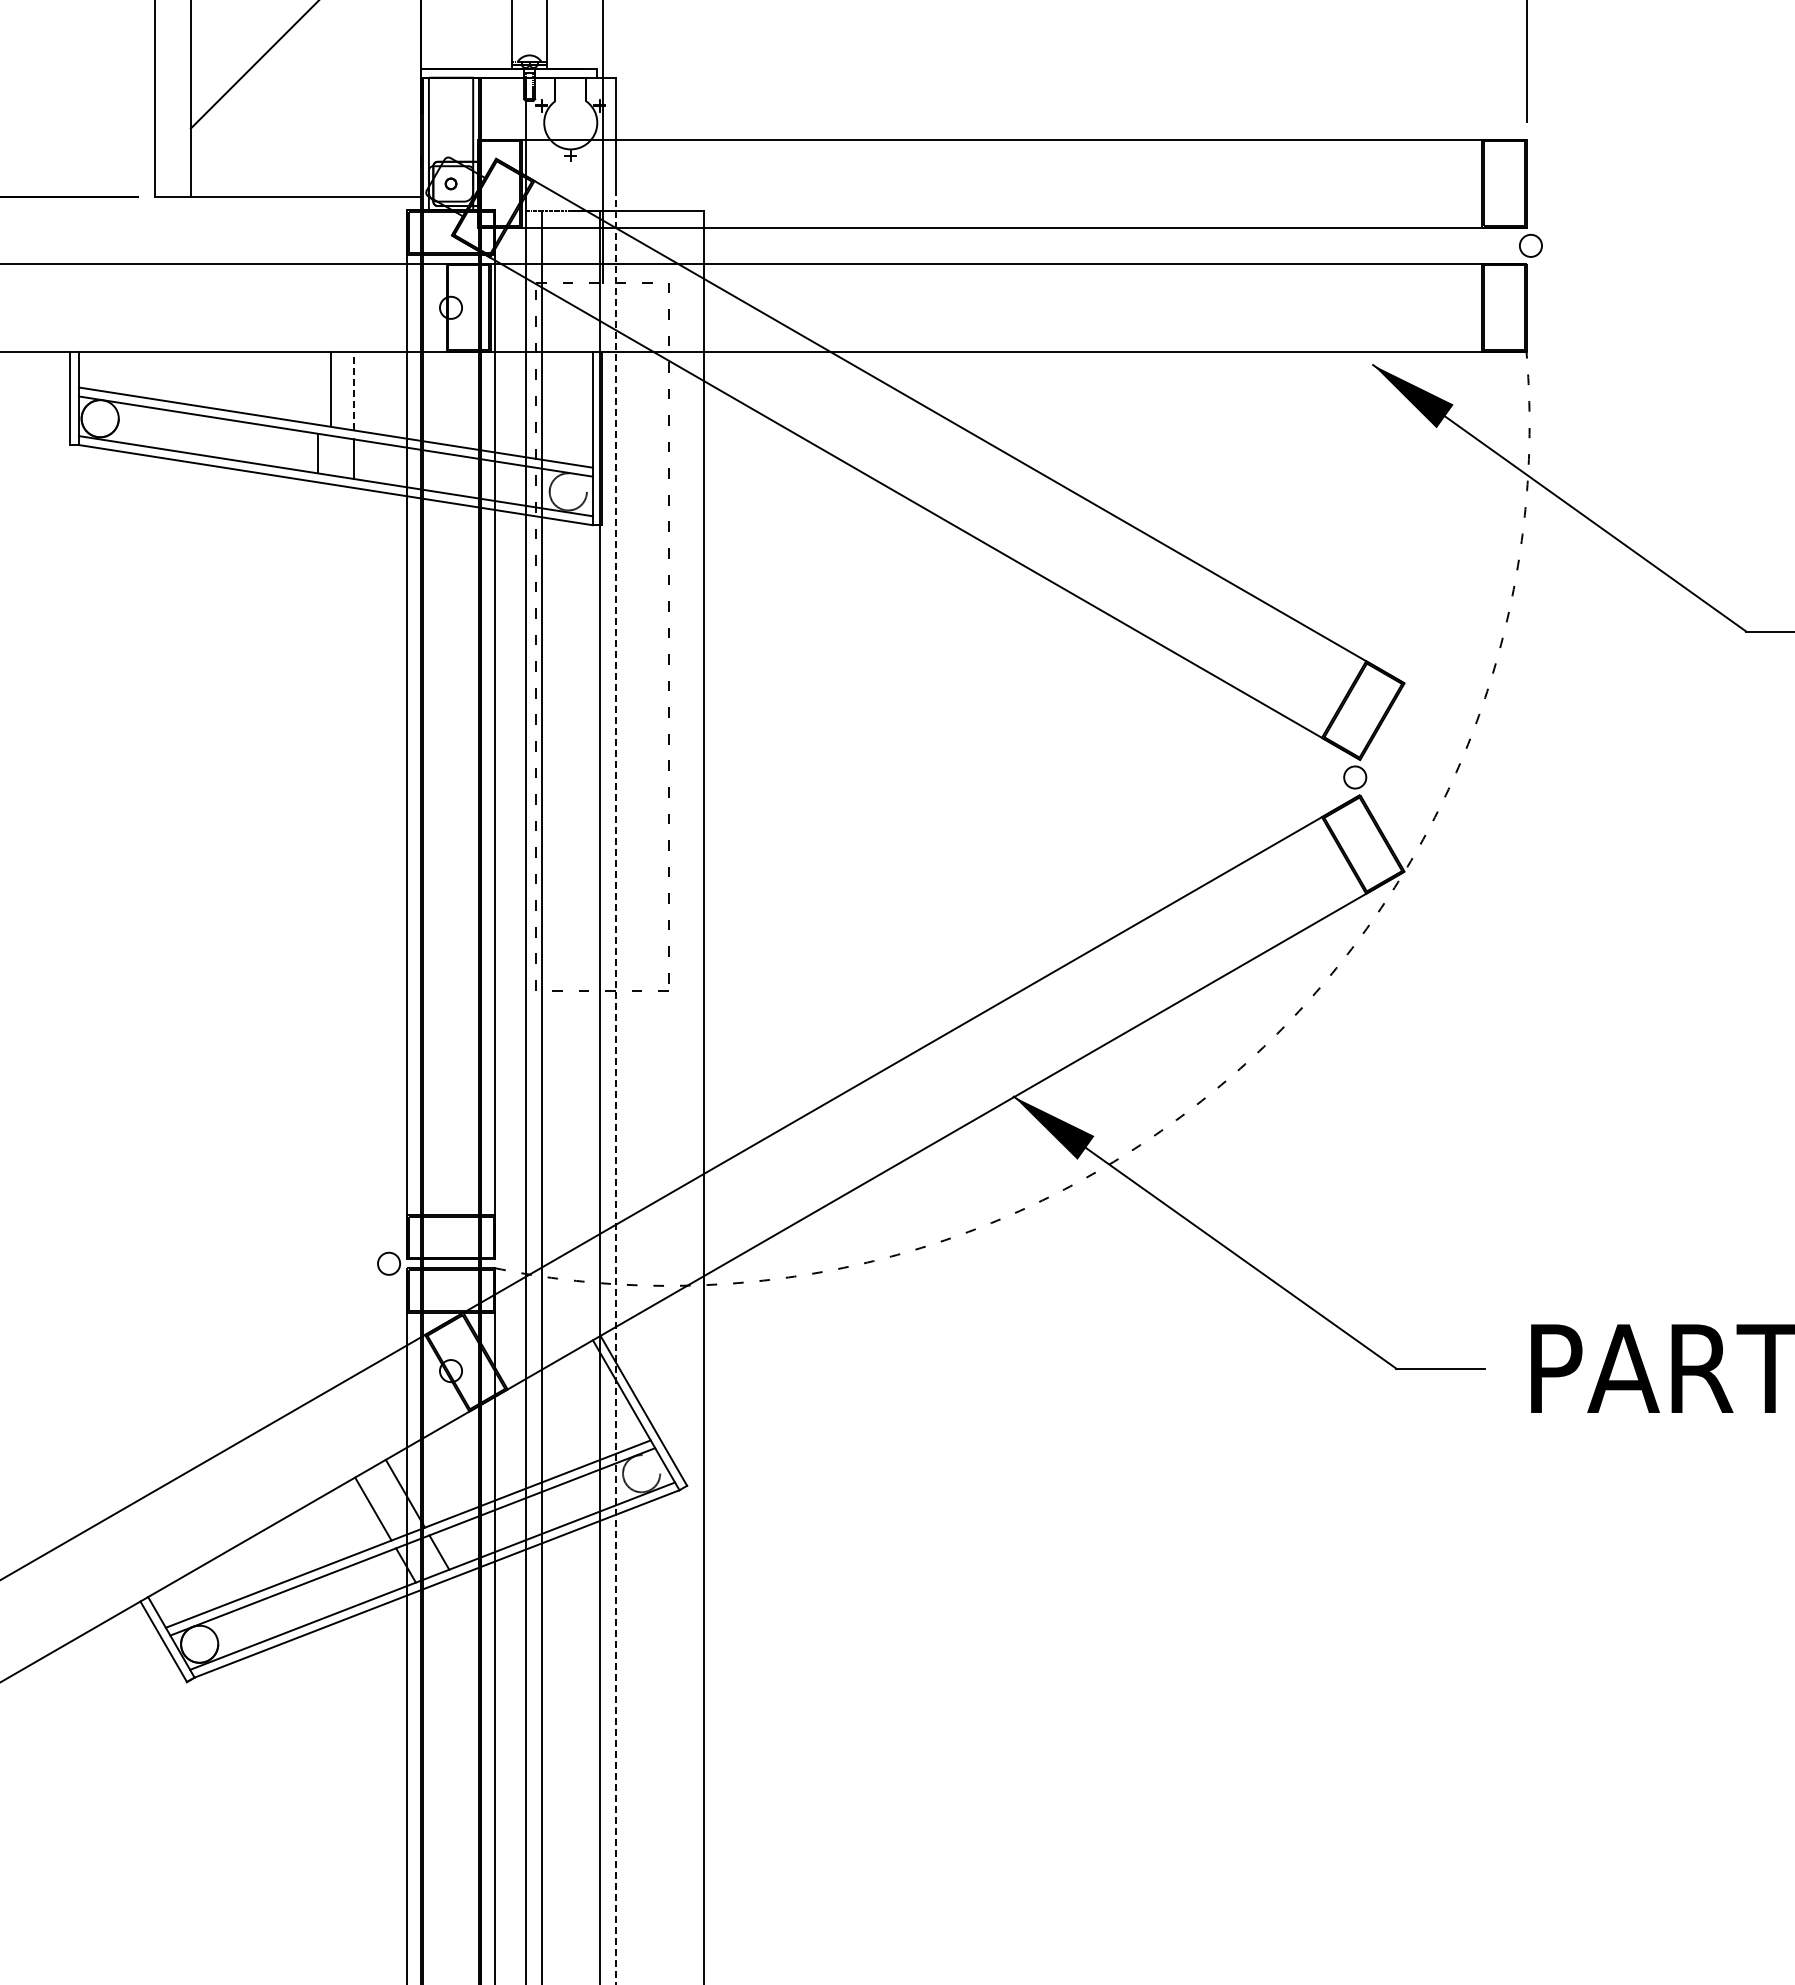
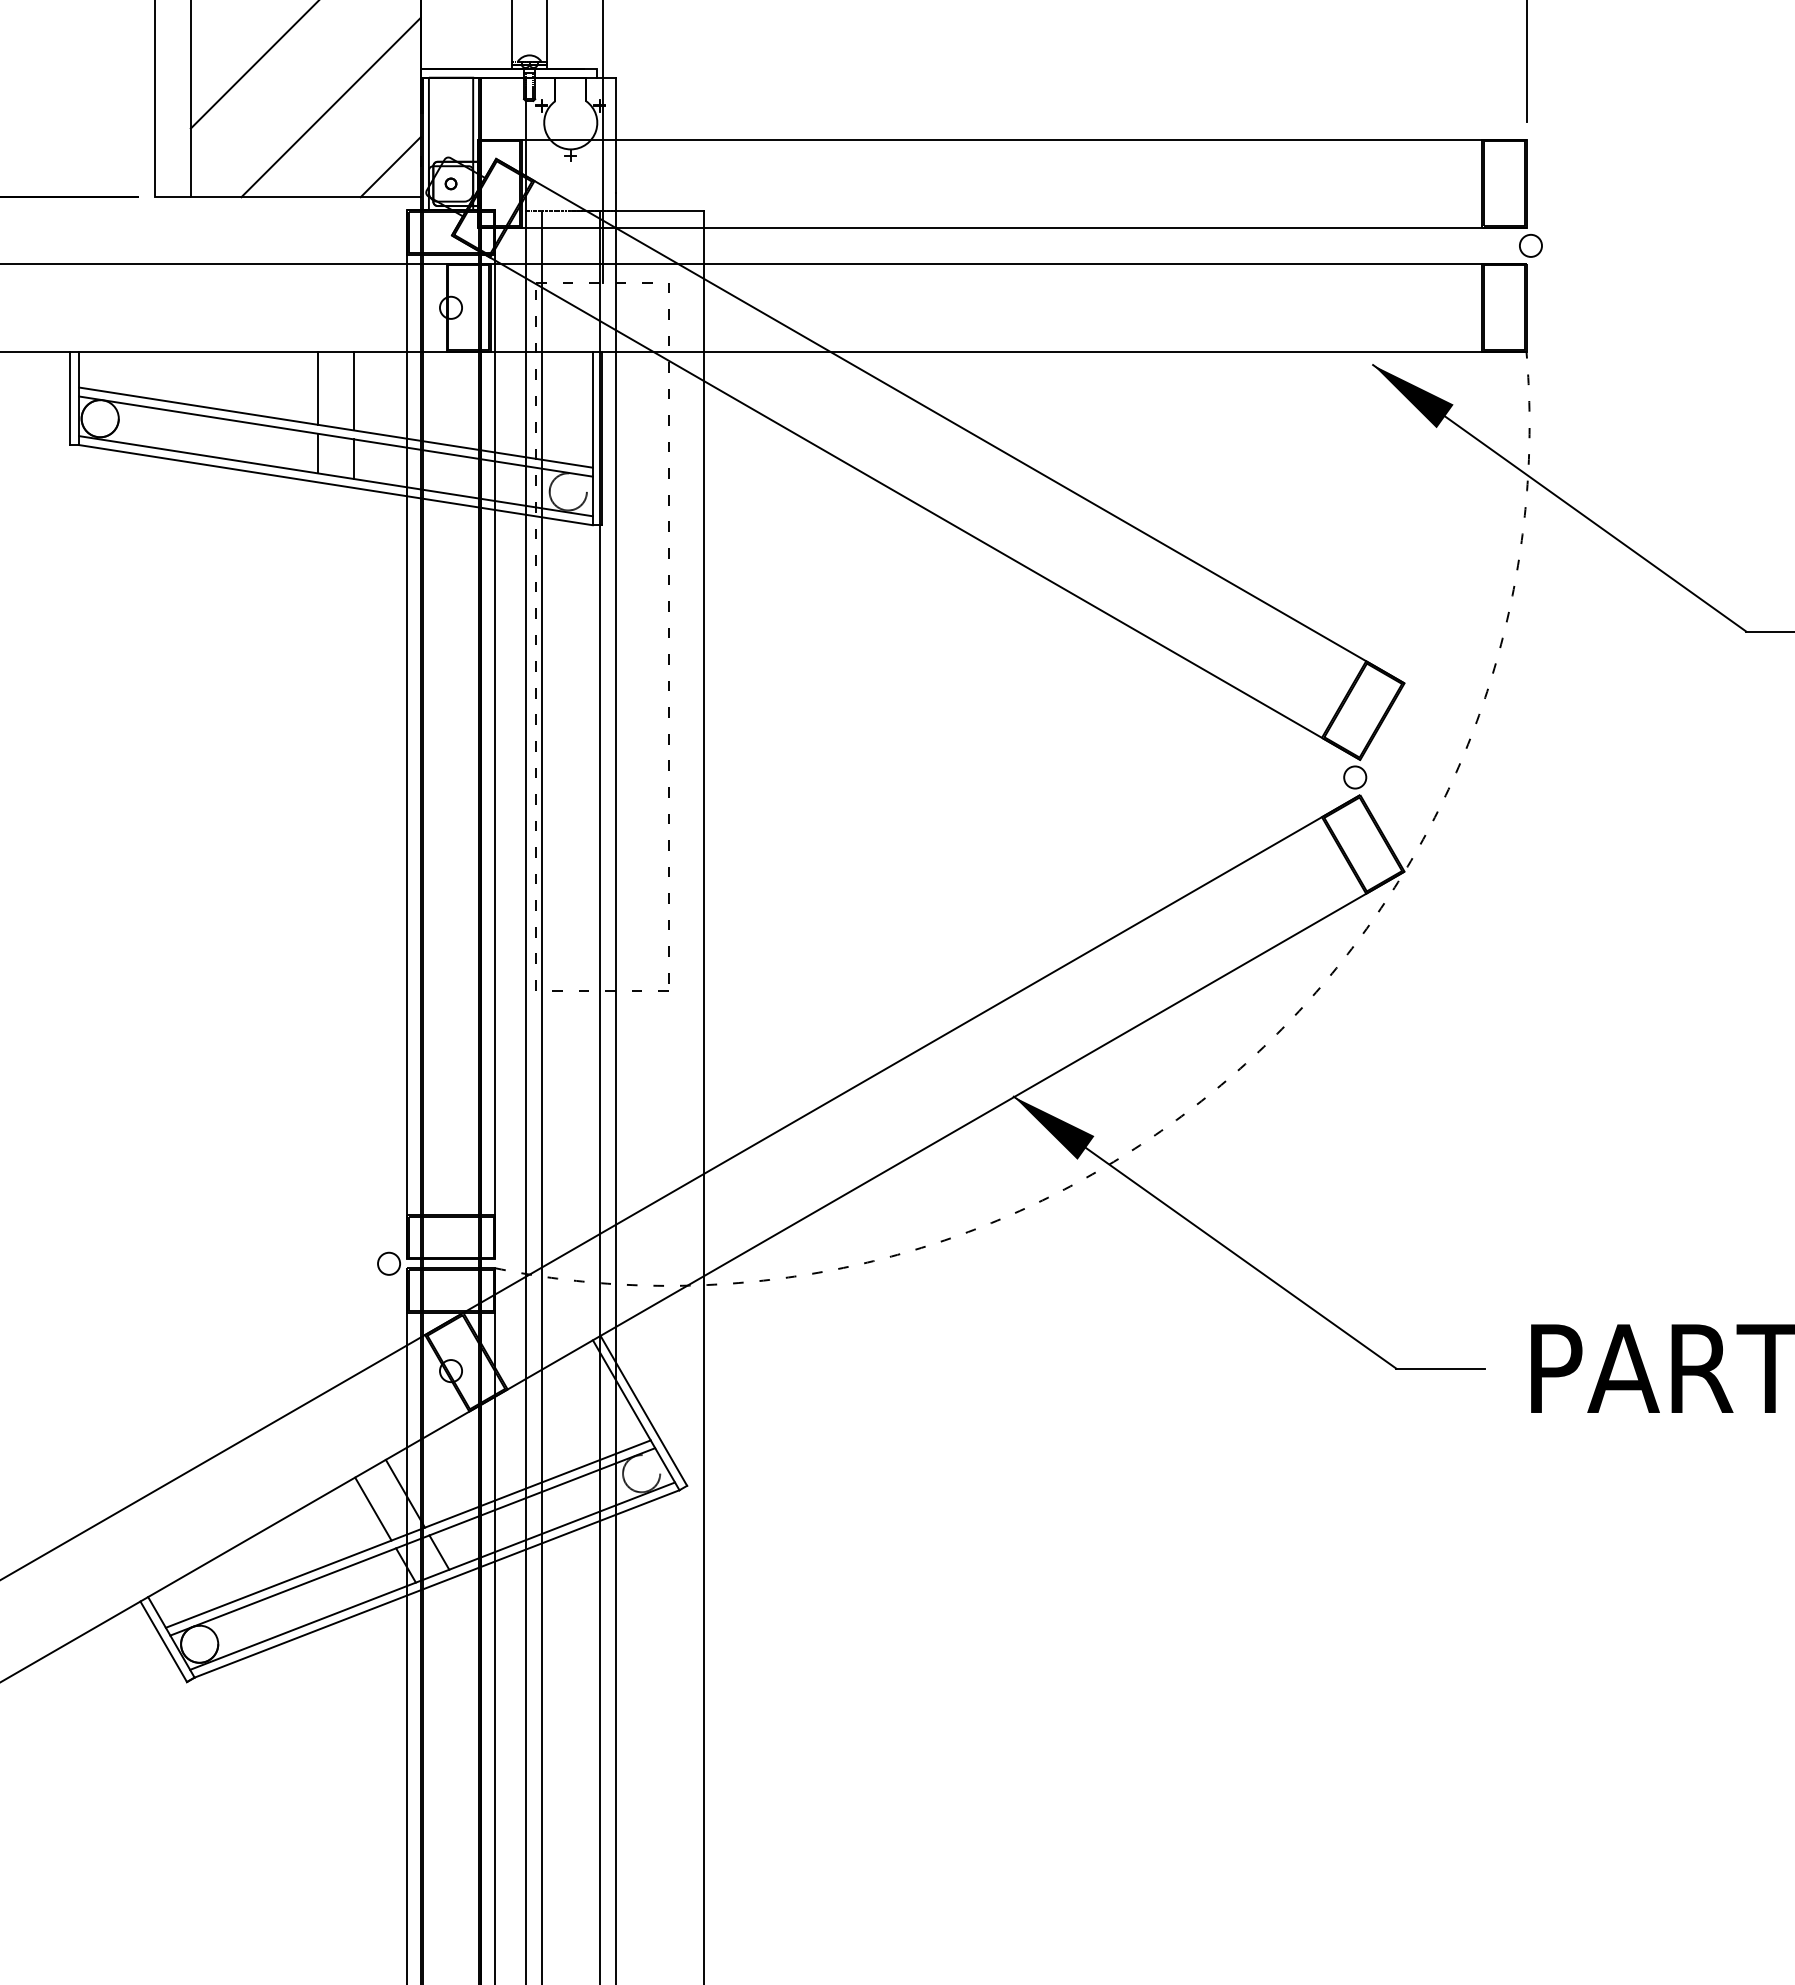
line: none -> present (330, 107)
line: none -> present (390, 167)
line position: (331, 388) -> (318, 388) (318, 388)
line: dashed -> solid (353, 390)
line: dashed -> solid (615, 1088)
